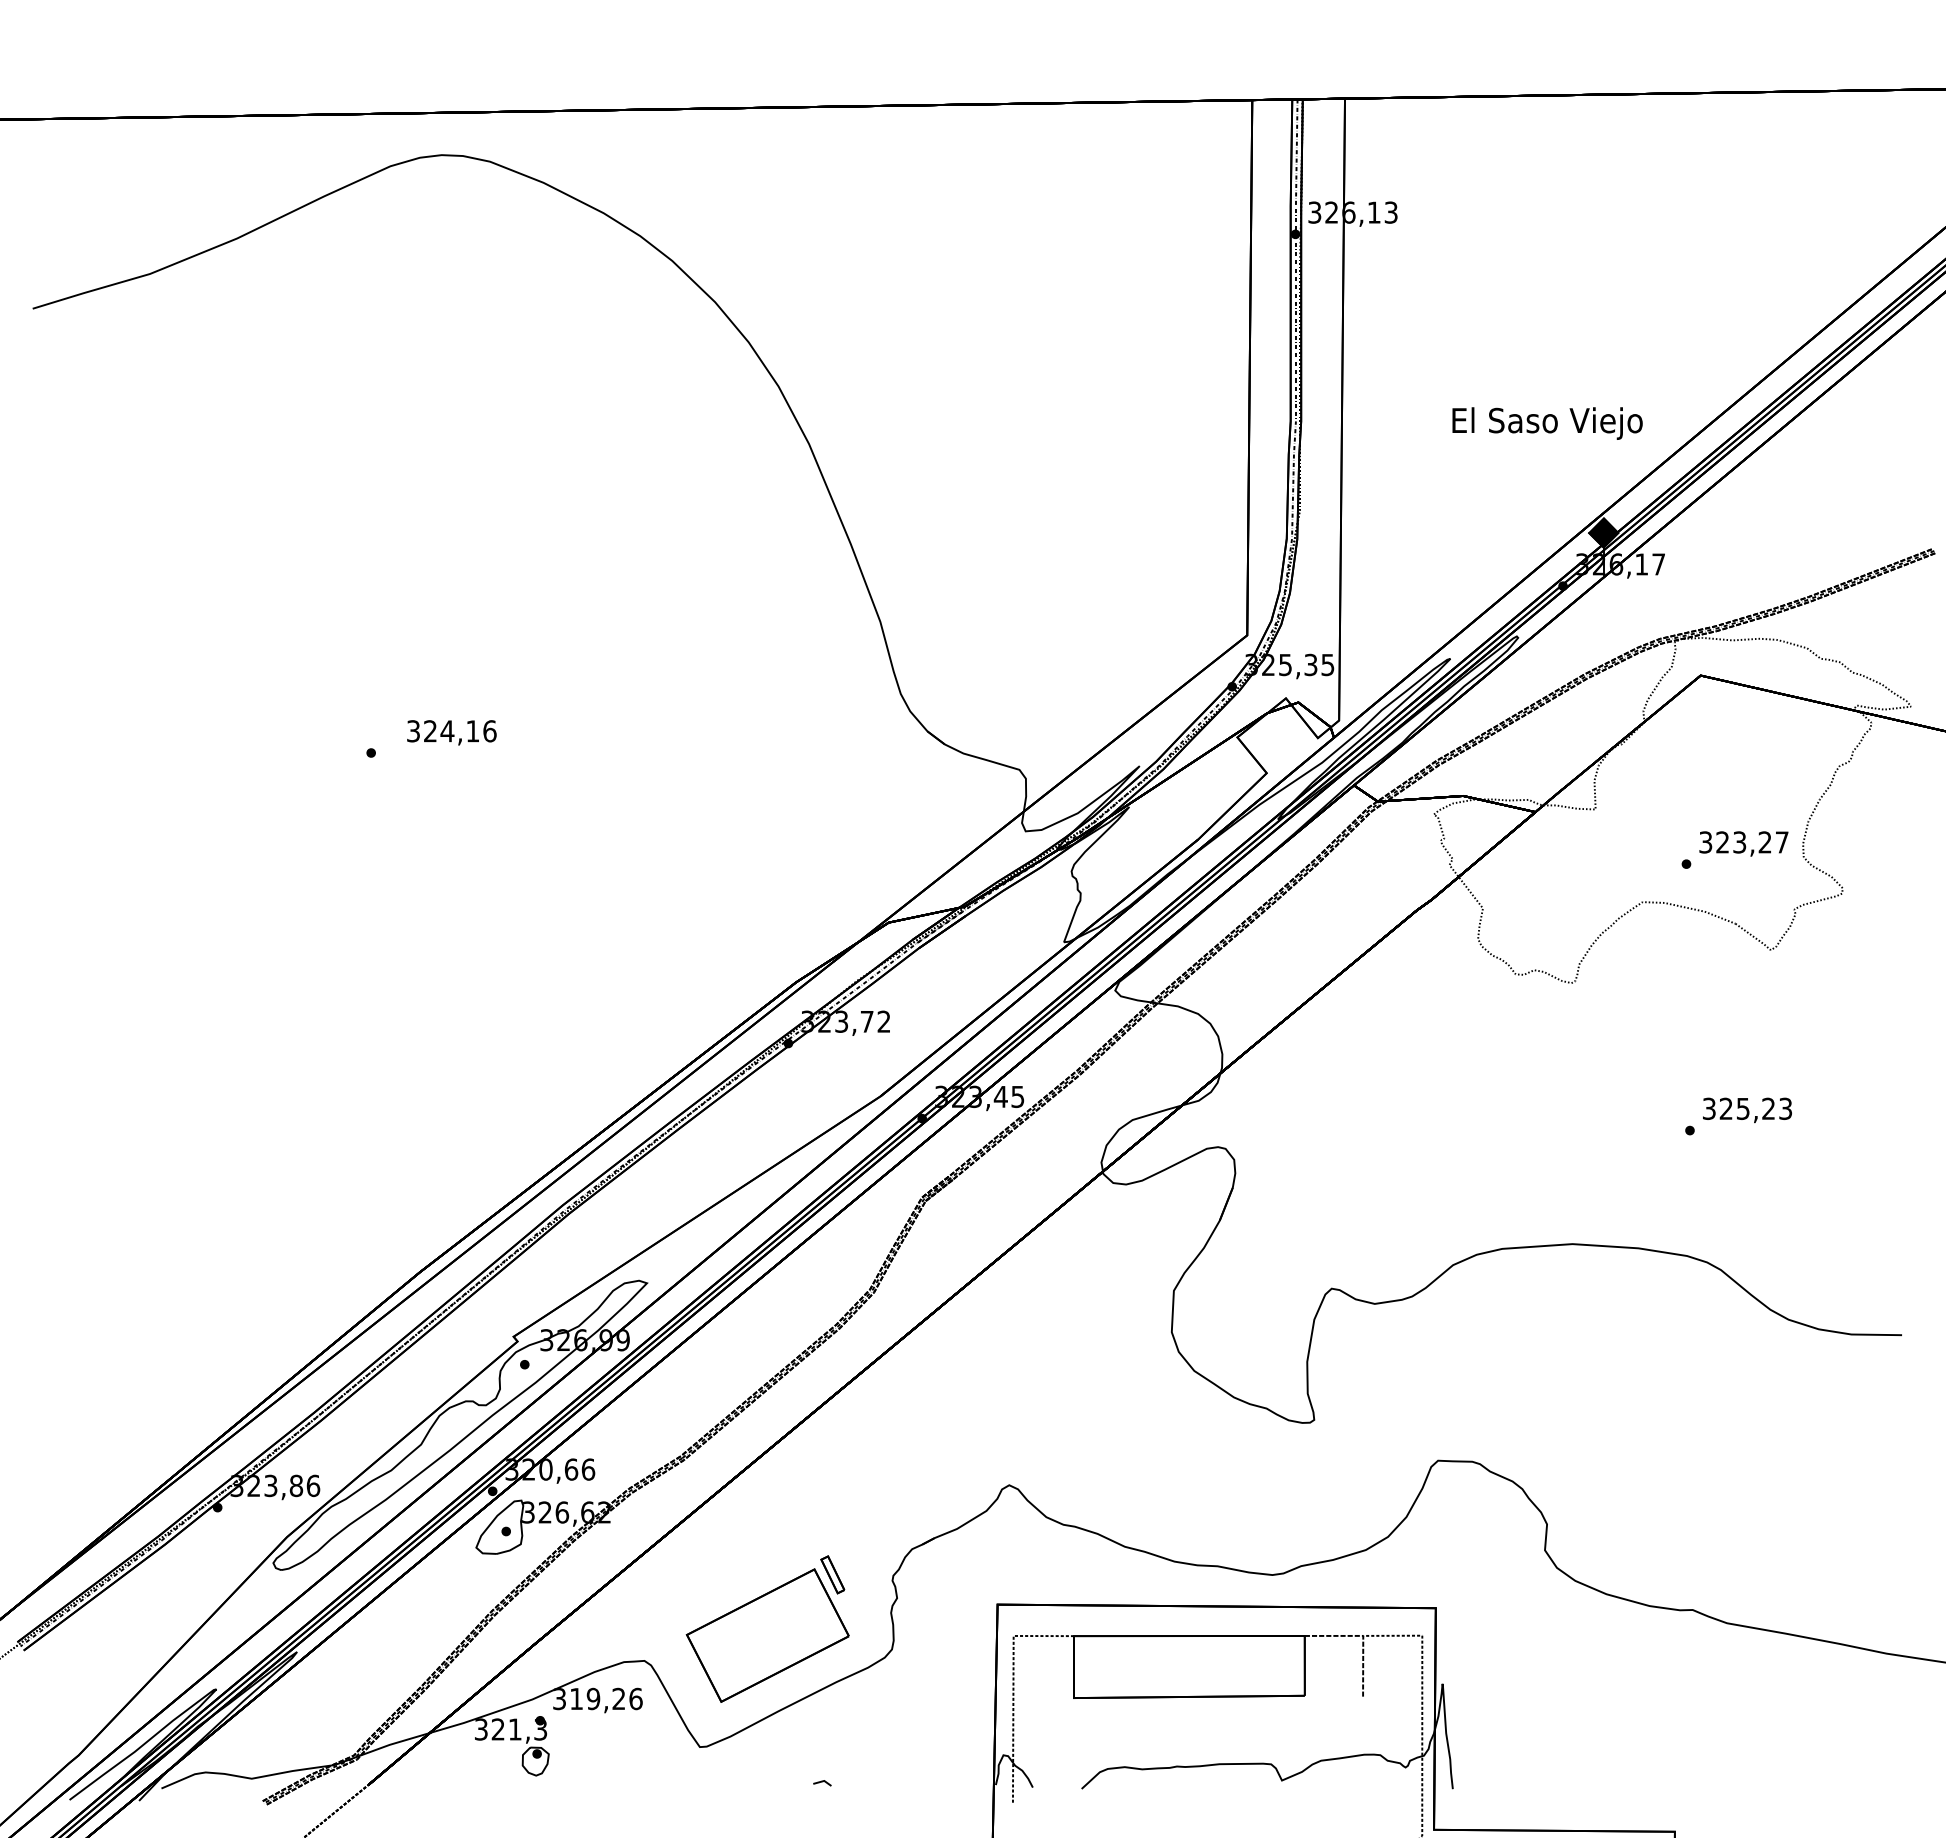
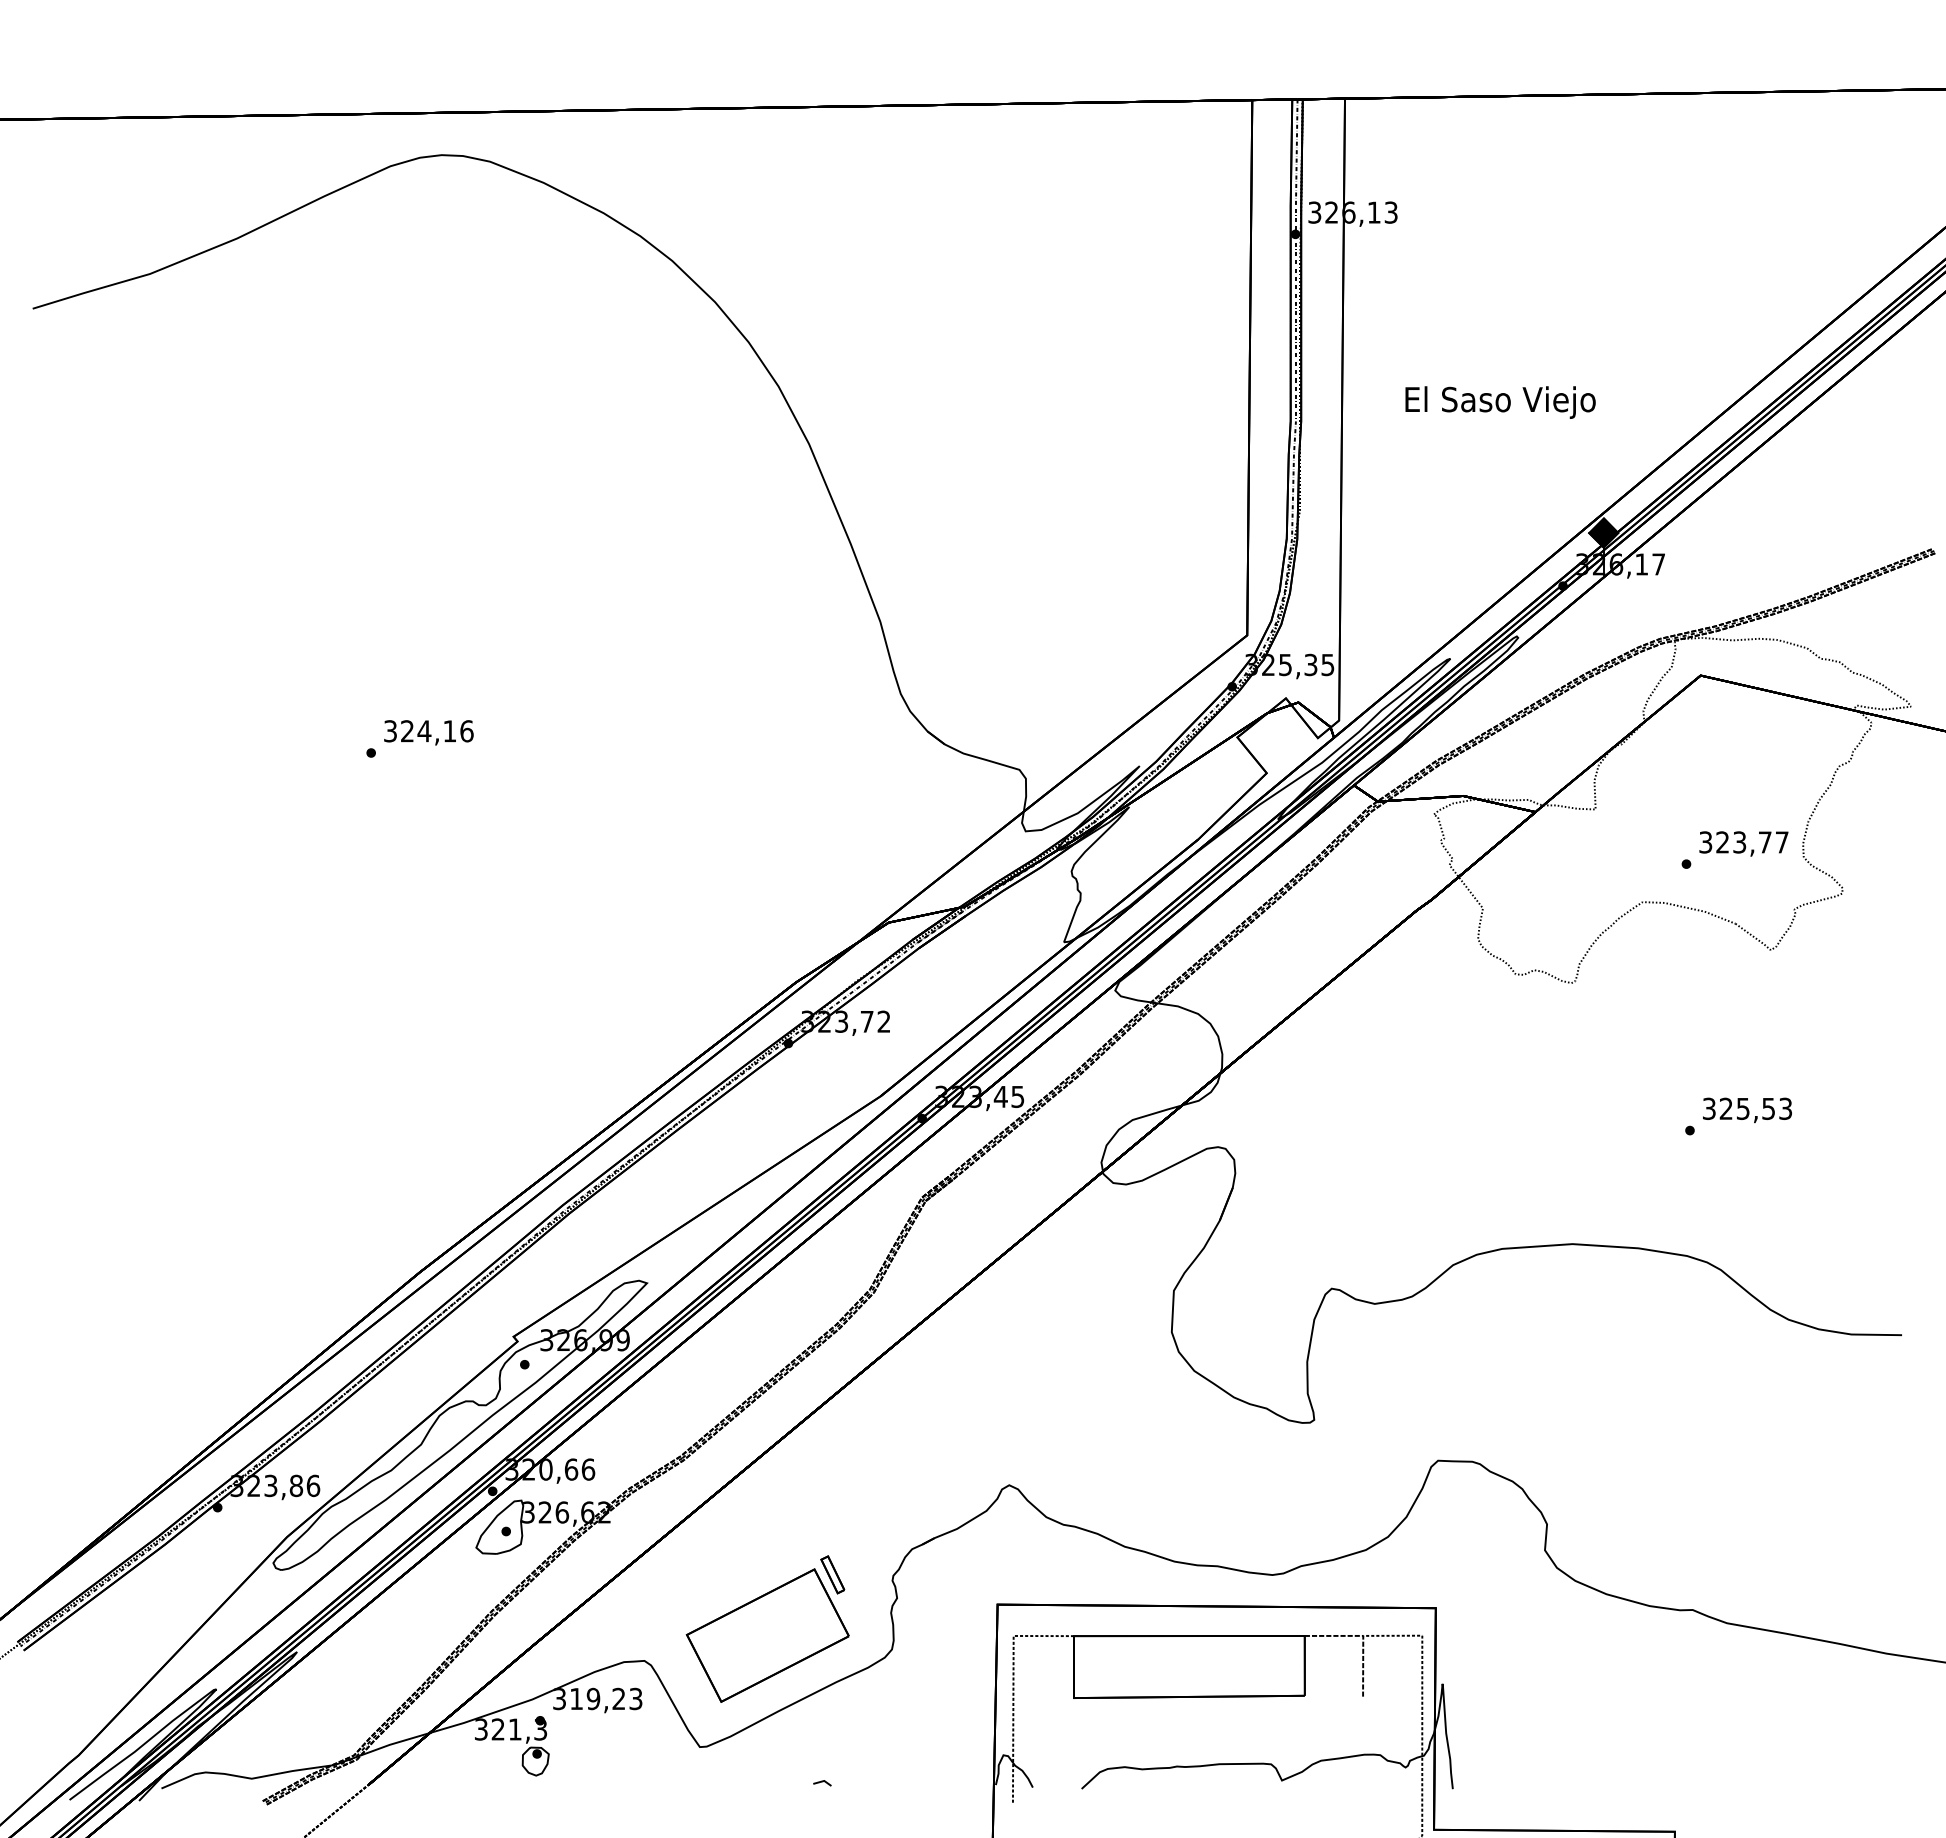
text position: (1547, 423) -> (1500, 402) (1500, 402)
text position: (451, 732) -> (428, 732) (428, 732)
text: 323,27 -> 323,77 (1764, 842)
text: 325,23 -> 325,53 (1768, 1108)
text: 319,26 -> 319,23 (635, 1698)
